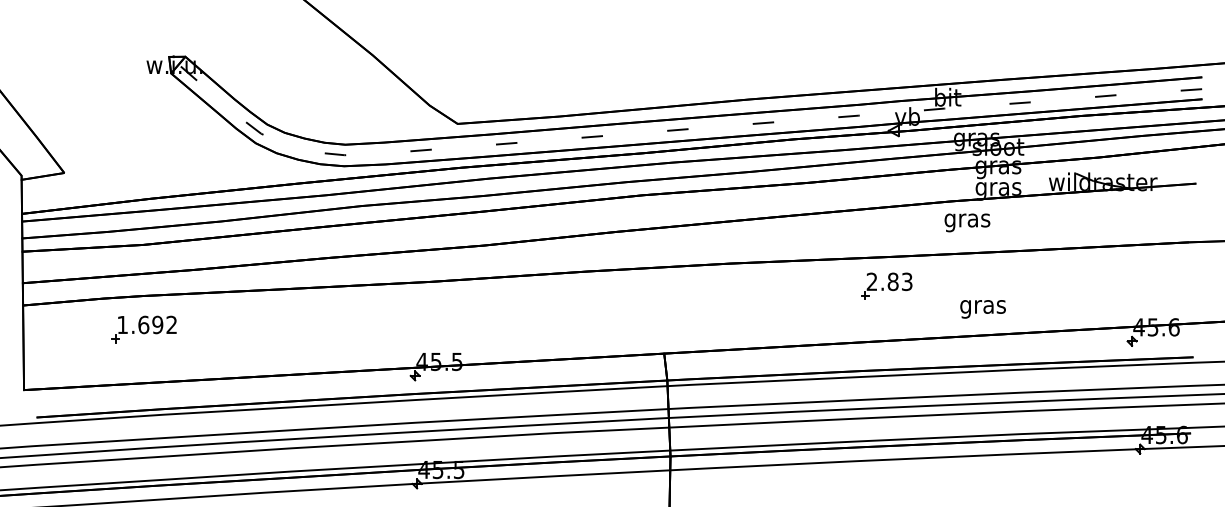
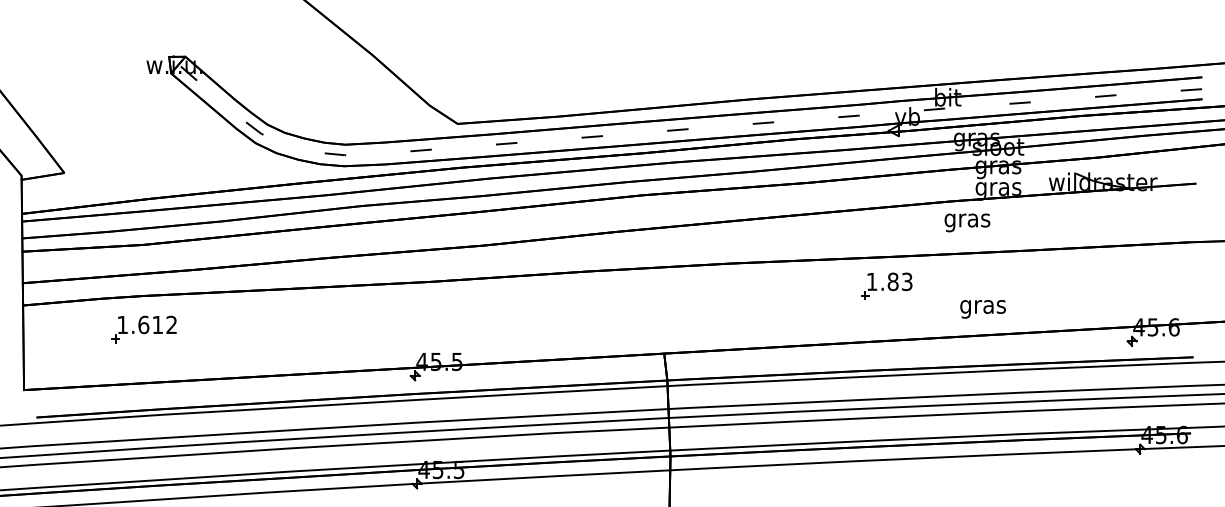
text: 2.83 -> 1.83 (871, 281)
text: 1.692 -> 1.612 (157, 324)
